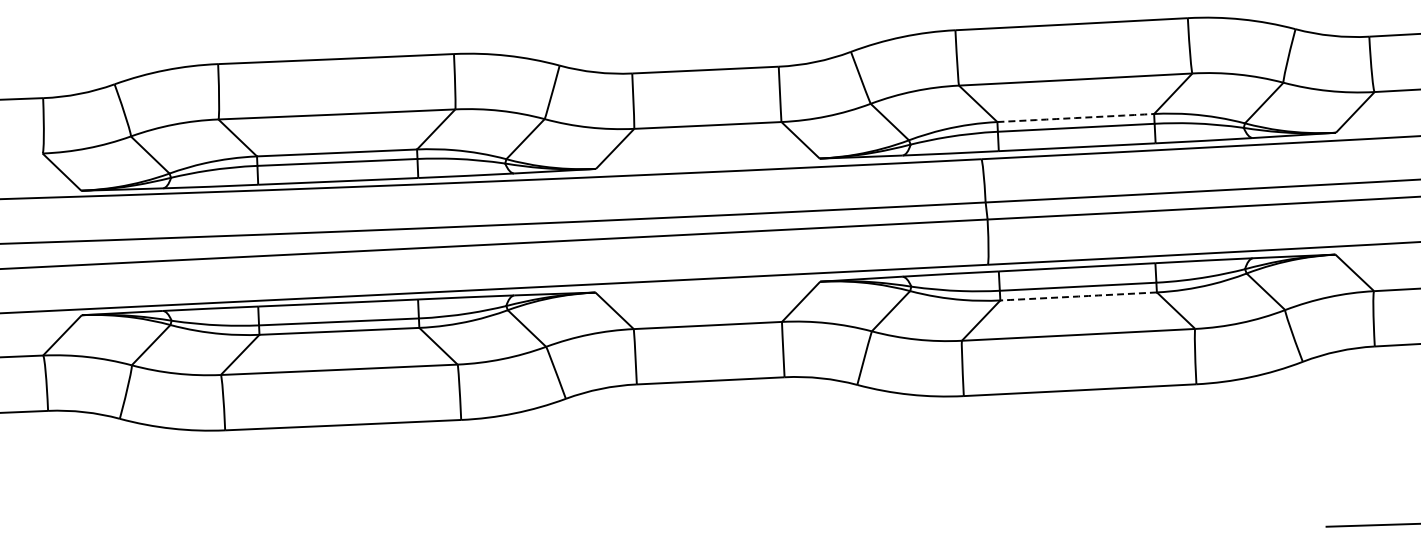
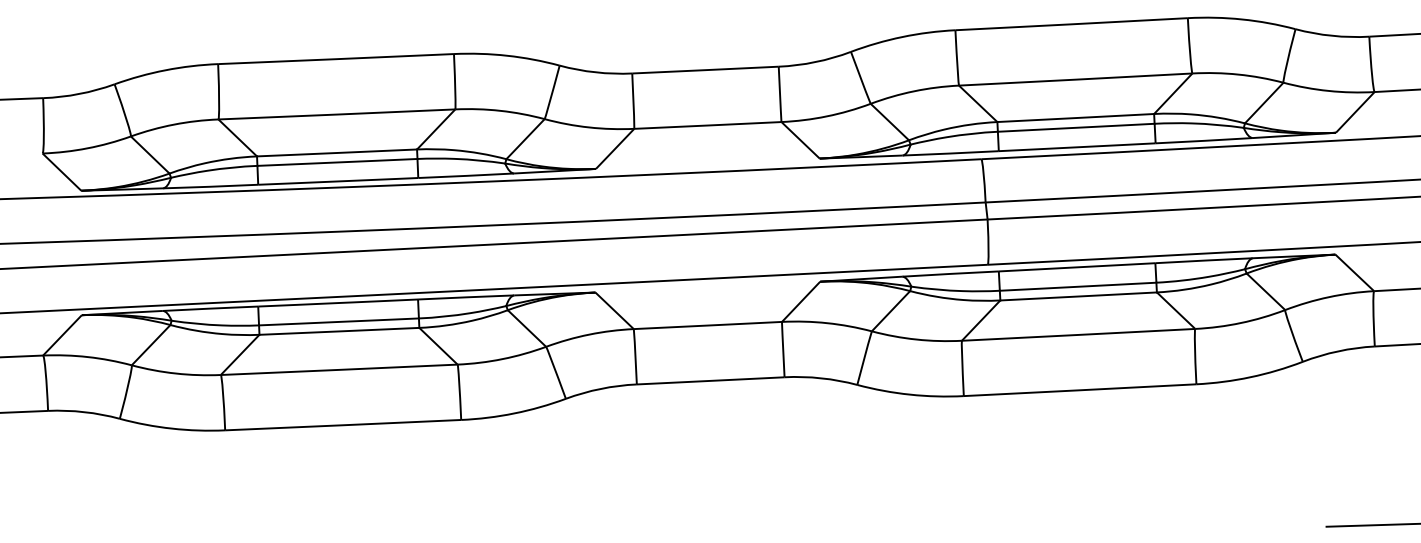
arc: dashed -> solid (1075, 118)
arc: dashed -> solid (1078, 296)
